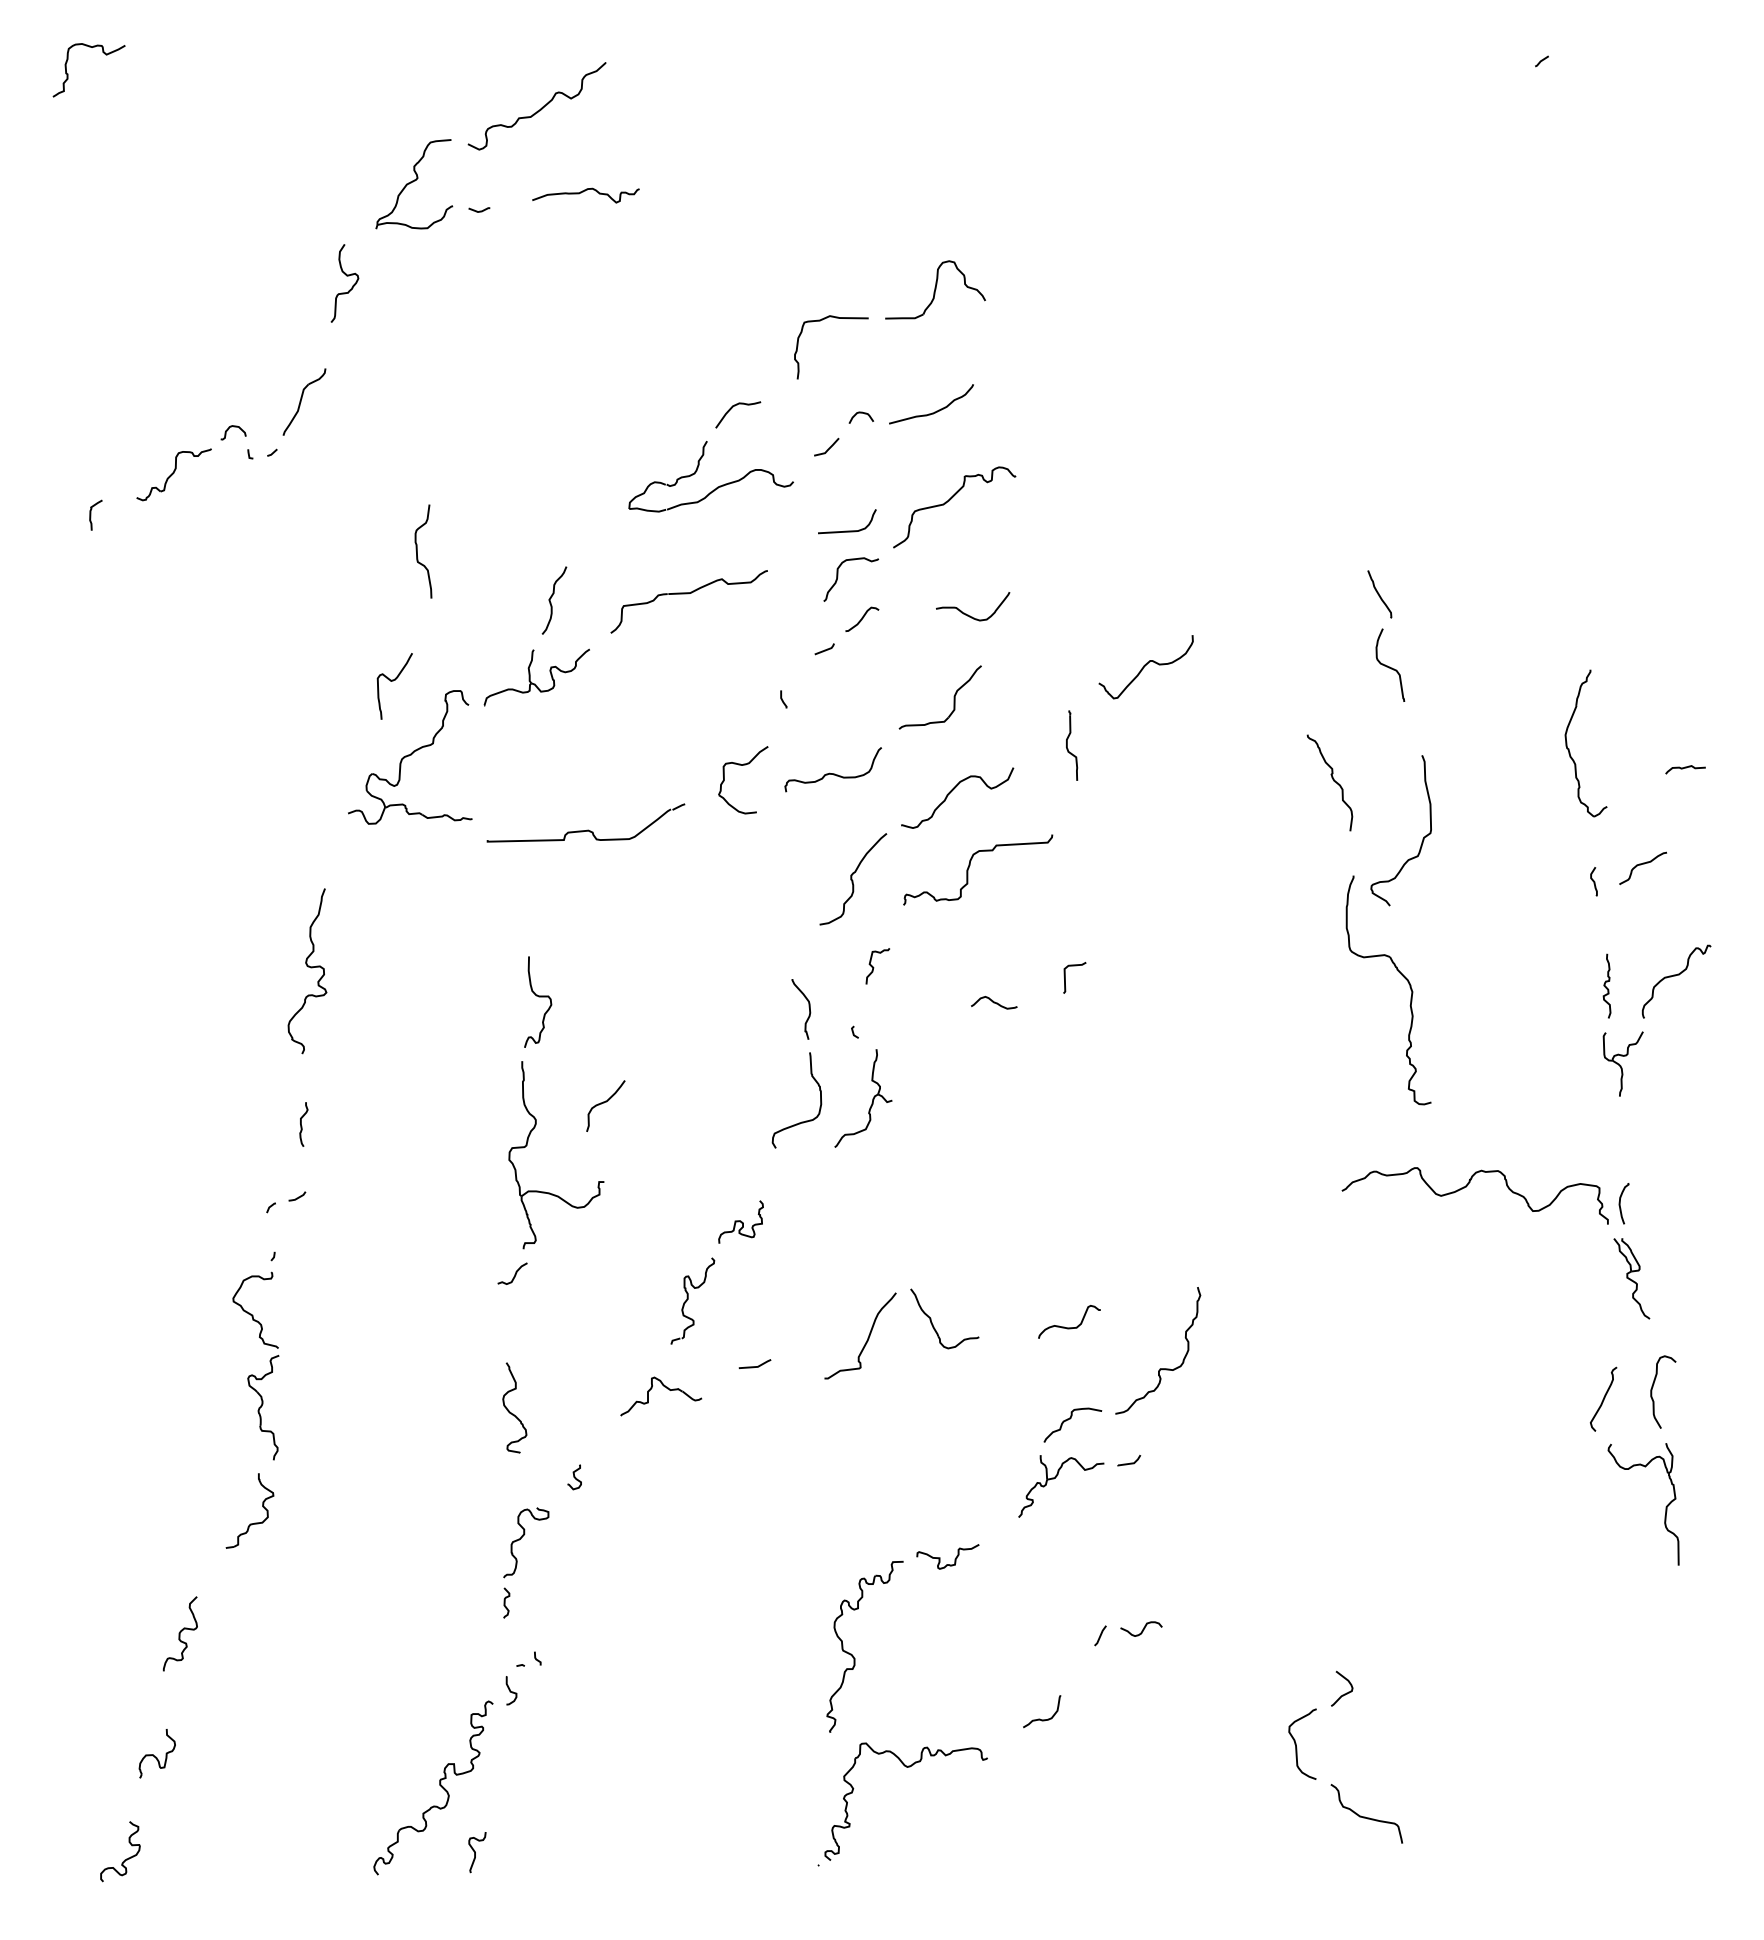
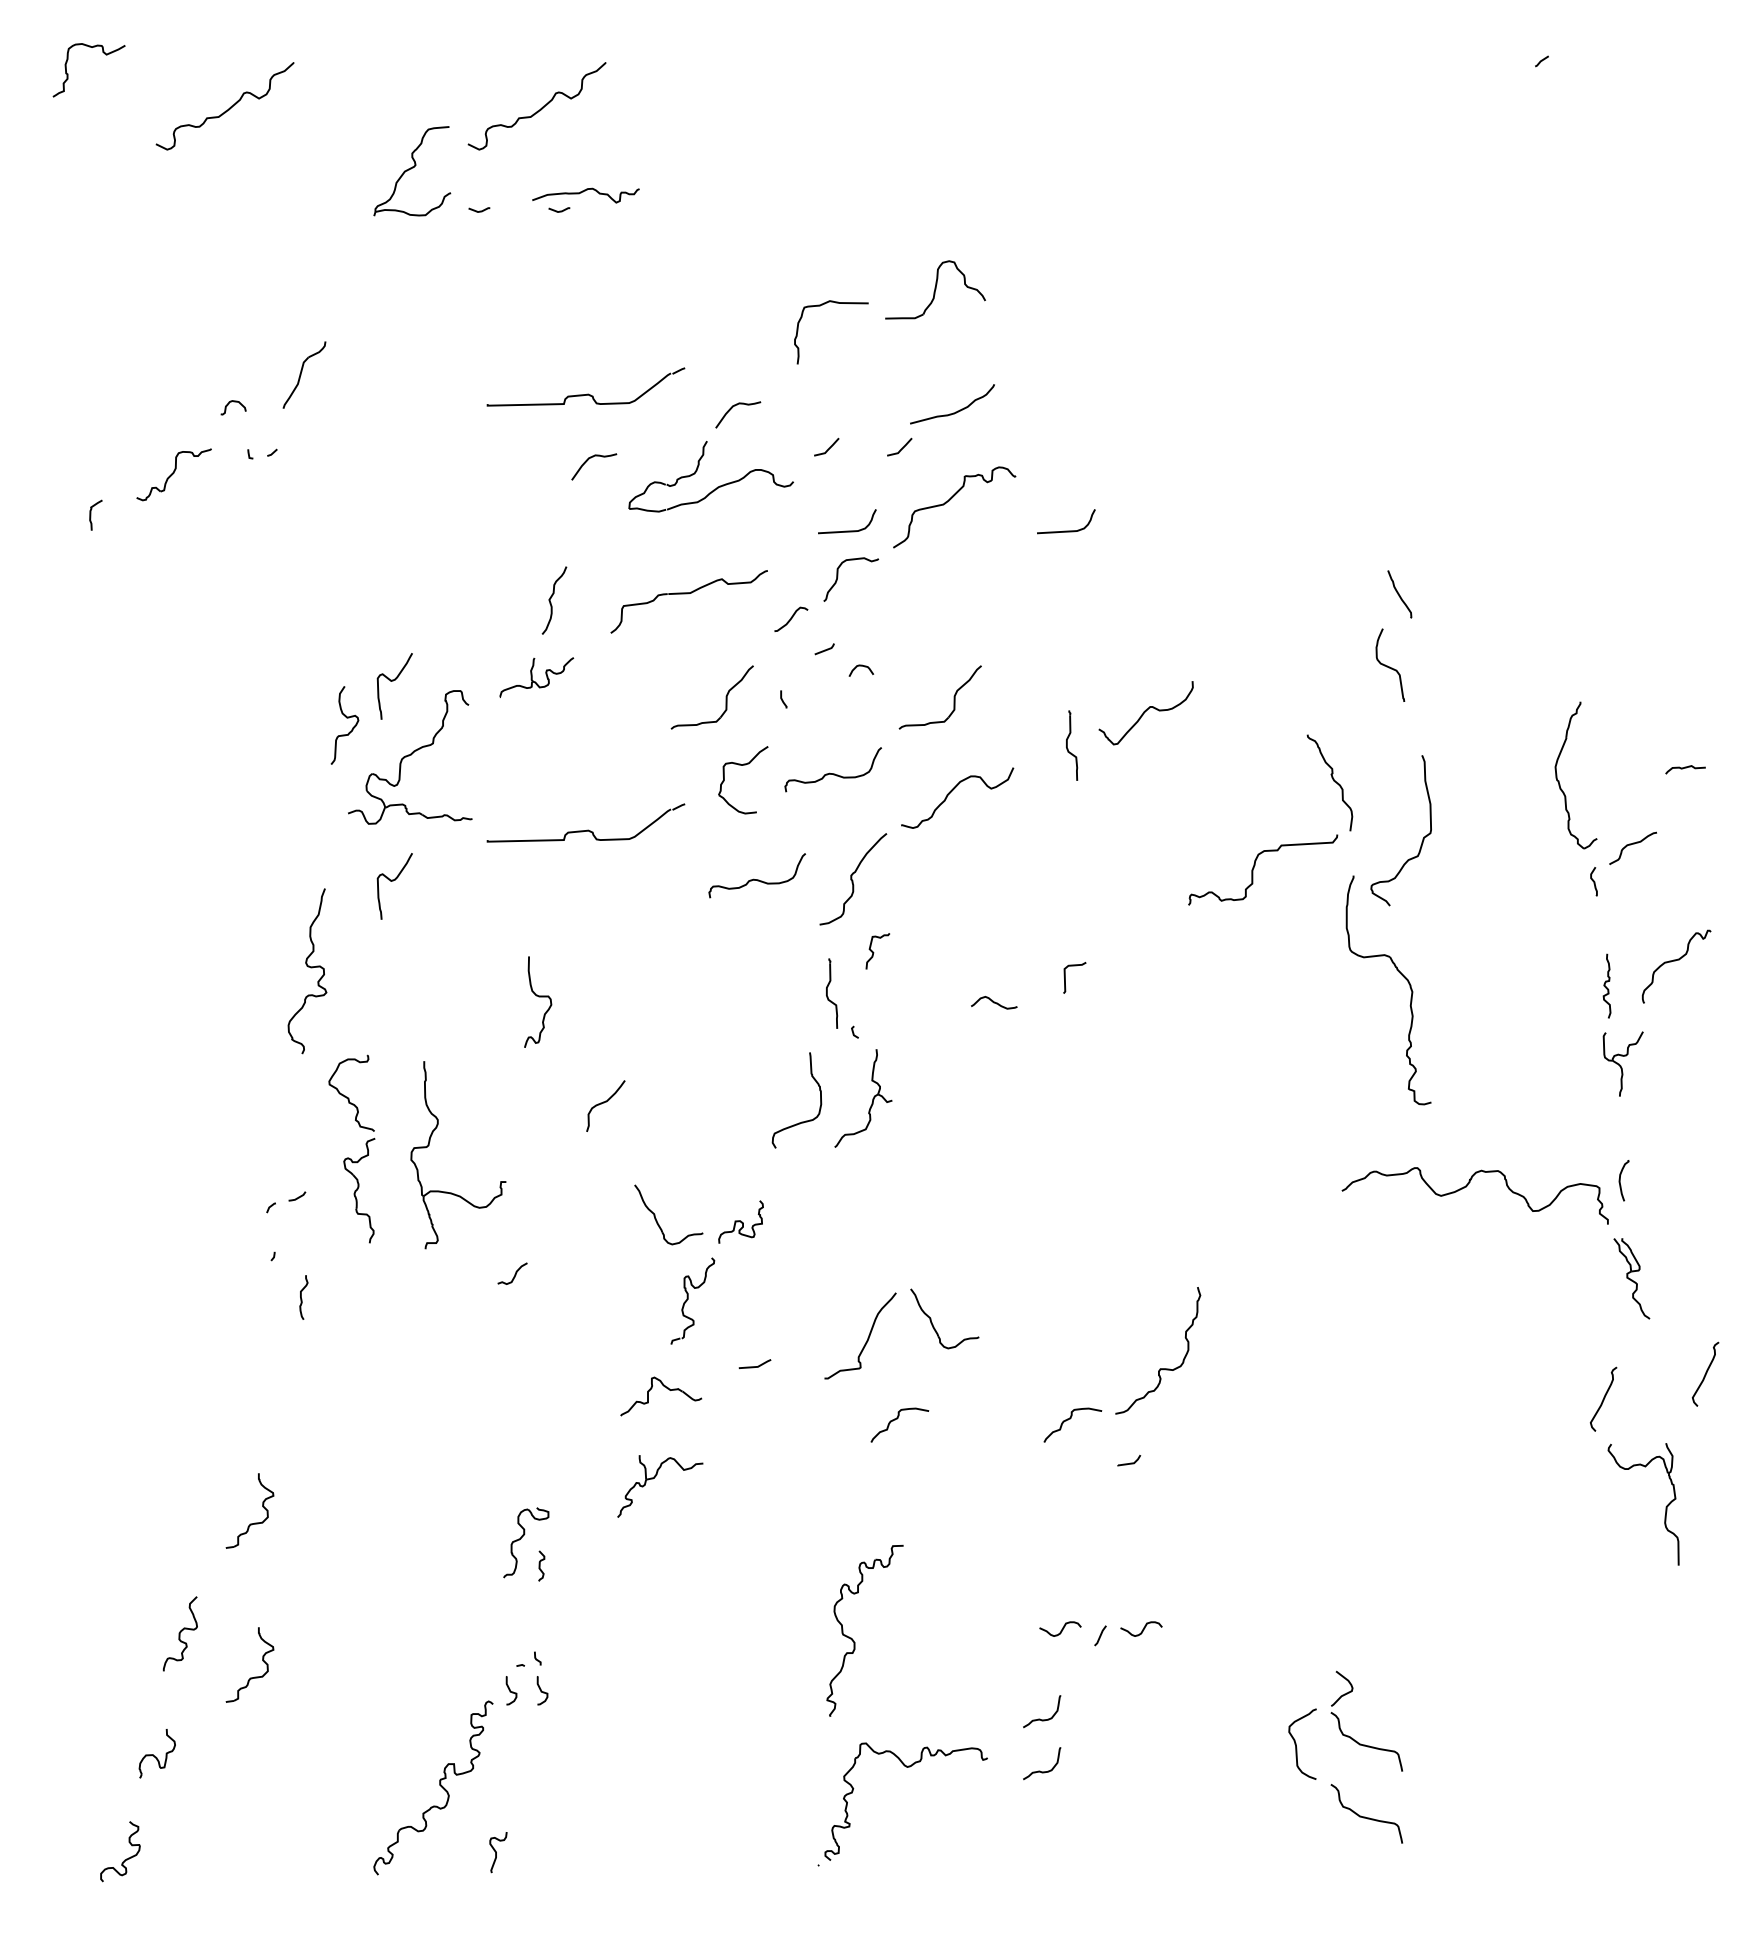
curve: none -> present (225, 110)
part position: (414, 184) -> (412, 171) (412, 171)
curve: none -> present (559, 210)
curve position: (346, 276) -> (346, 718) (346, 718)
curve position: (820, 321) -> (820, 306) (820, 306)
part: none -> present (587, 393)
part position: (304, 401) -> (304, 374) (304, 374)
curve position: (934, 411) -> (955, 411) (955, 411)
curve position: (861, 413) -> (861, 666) (861, 666)
curve position: (233, 427) -> (233, 402) (233, 402)
line: none -> present (901, 448)
curve: none -> present (588, 460)
curve: none -> present (1066, 530)
curve: present -> none (417, 551)
curve position: (1379, 594) -> (1399, 594) (1399, 594)
curve: present -> none (968, 614)
curve position: (862, 618) -> (791, 618) (791, 618)
curve position: (1145, 666) -> (1145, 712) (1145, 712)
part size: 107x59 px -> 76x41 px (536, 677)
part: none -> present (725, 697)
part position: (1569, 748) -> (1559, 780) (1559, 780)
part position: (970, 865) -> (1255, 865) (1255, 865)
curve position: (1641, 865) -> (1631, 845) (1631, 845)
curve: none -> present (756, 879)
curve: none -> present (393, 881)
curve position: (874, 967) -> (874, 952) (874, 952)
curve position: (1675, 976) -> (1675, 961) (1675, 961)
part: none -> present (832, 993)
curve: present -> none (808, 1007)
curve position: (301, 1124) -> (301, 1297) (301, 1297)
part position: (527, 1145) -> (429, 1145) (429, 1145)
curve position: (1620, 1203) -> (1620, 1180) (1620, 1180)
part: none -> present (657, 1220)
curve: present -> none (1069, 1327)
curve: none -> present (1705, 1373)
part position: (253, 1374) -> (349, 1157) (349, 1157)
curve: present -> none (1653, 1387)
curve: present -> none (510, 1411)
curve: none -> present (897, 1419)
curve: present -> none (574, 1477)
part position: (1054, 1479) -> (653, 1479) (653, 1479)
curve: present -> none (940, 1557)
curve position: (505, 1602) -> (540, 1565) (540, 1565)
curve: none -> present (1061, 1629)
part position: (854, 1656) -> (854, 1640) (854, 1640)
part: none -> present (254, 1676)
curve: none -> present (541, 1690)
curve: none -> present (1365, 1744)
curve: none -> present (1040, 1770)
curve position: (475, 1852) -> (496, 1852) (496, 1852)
